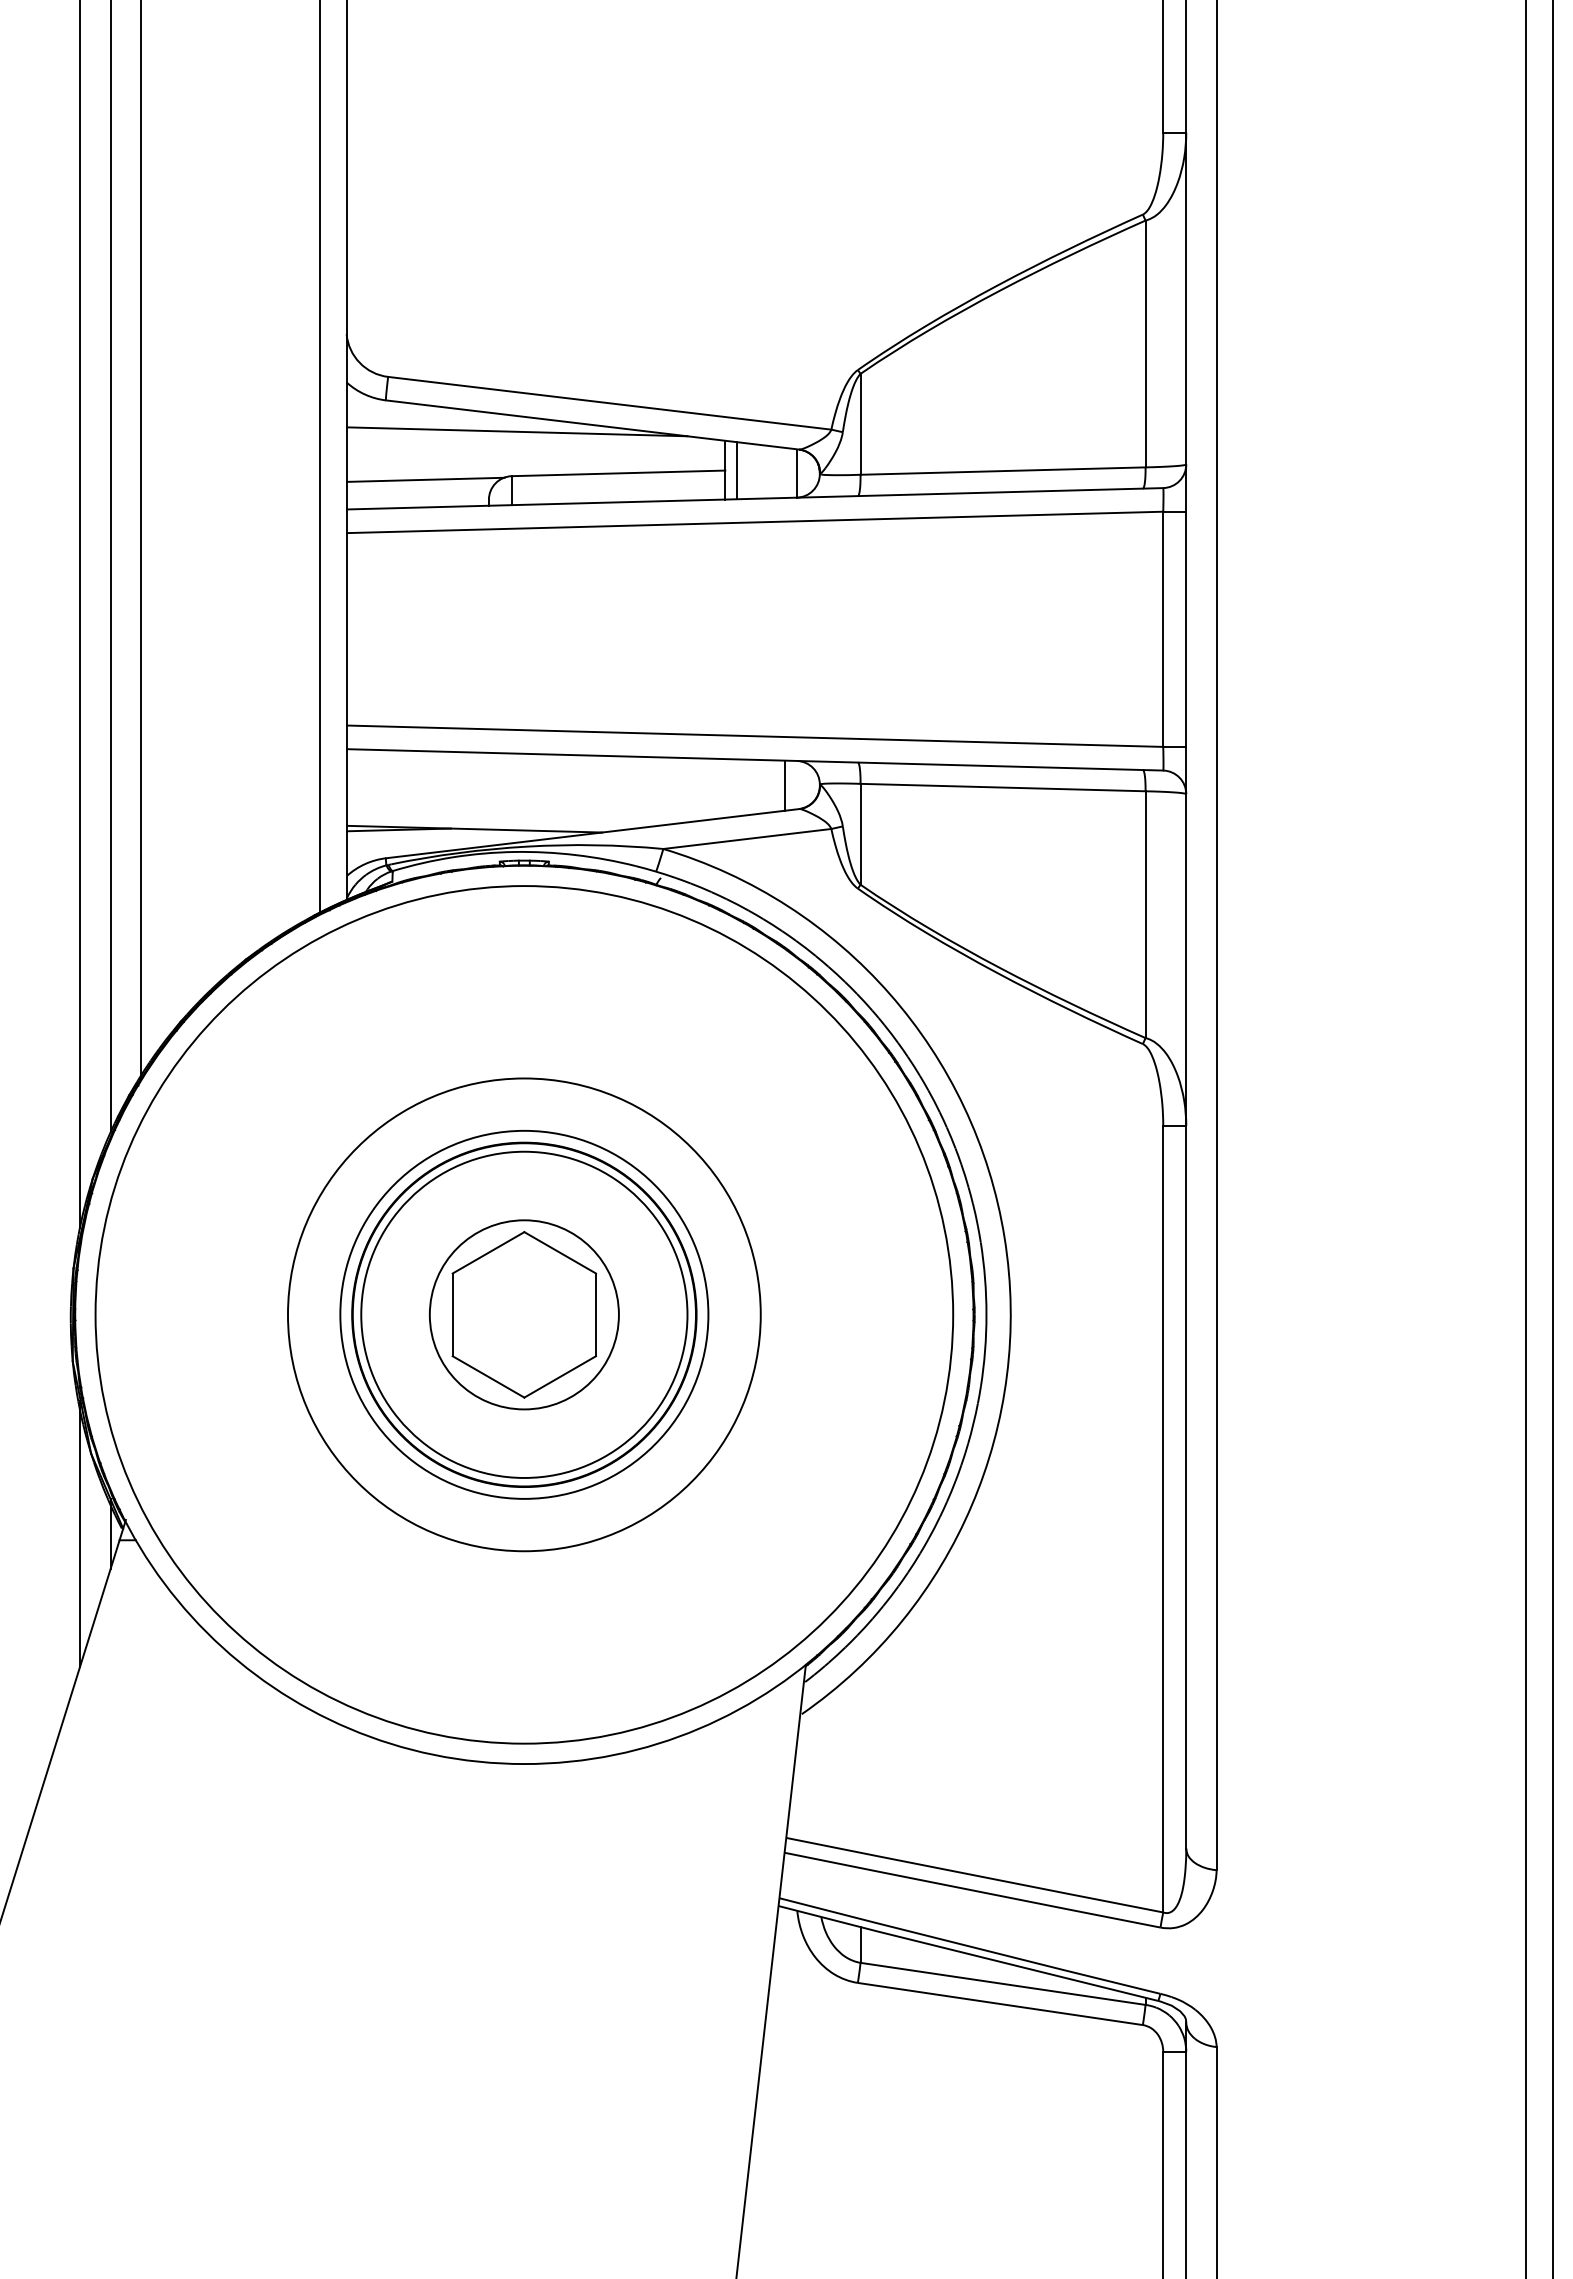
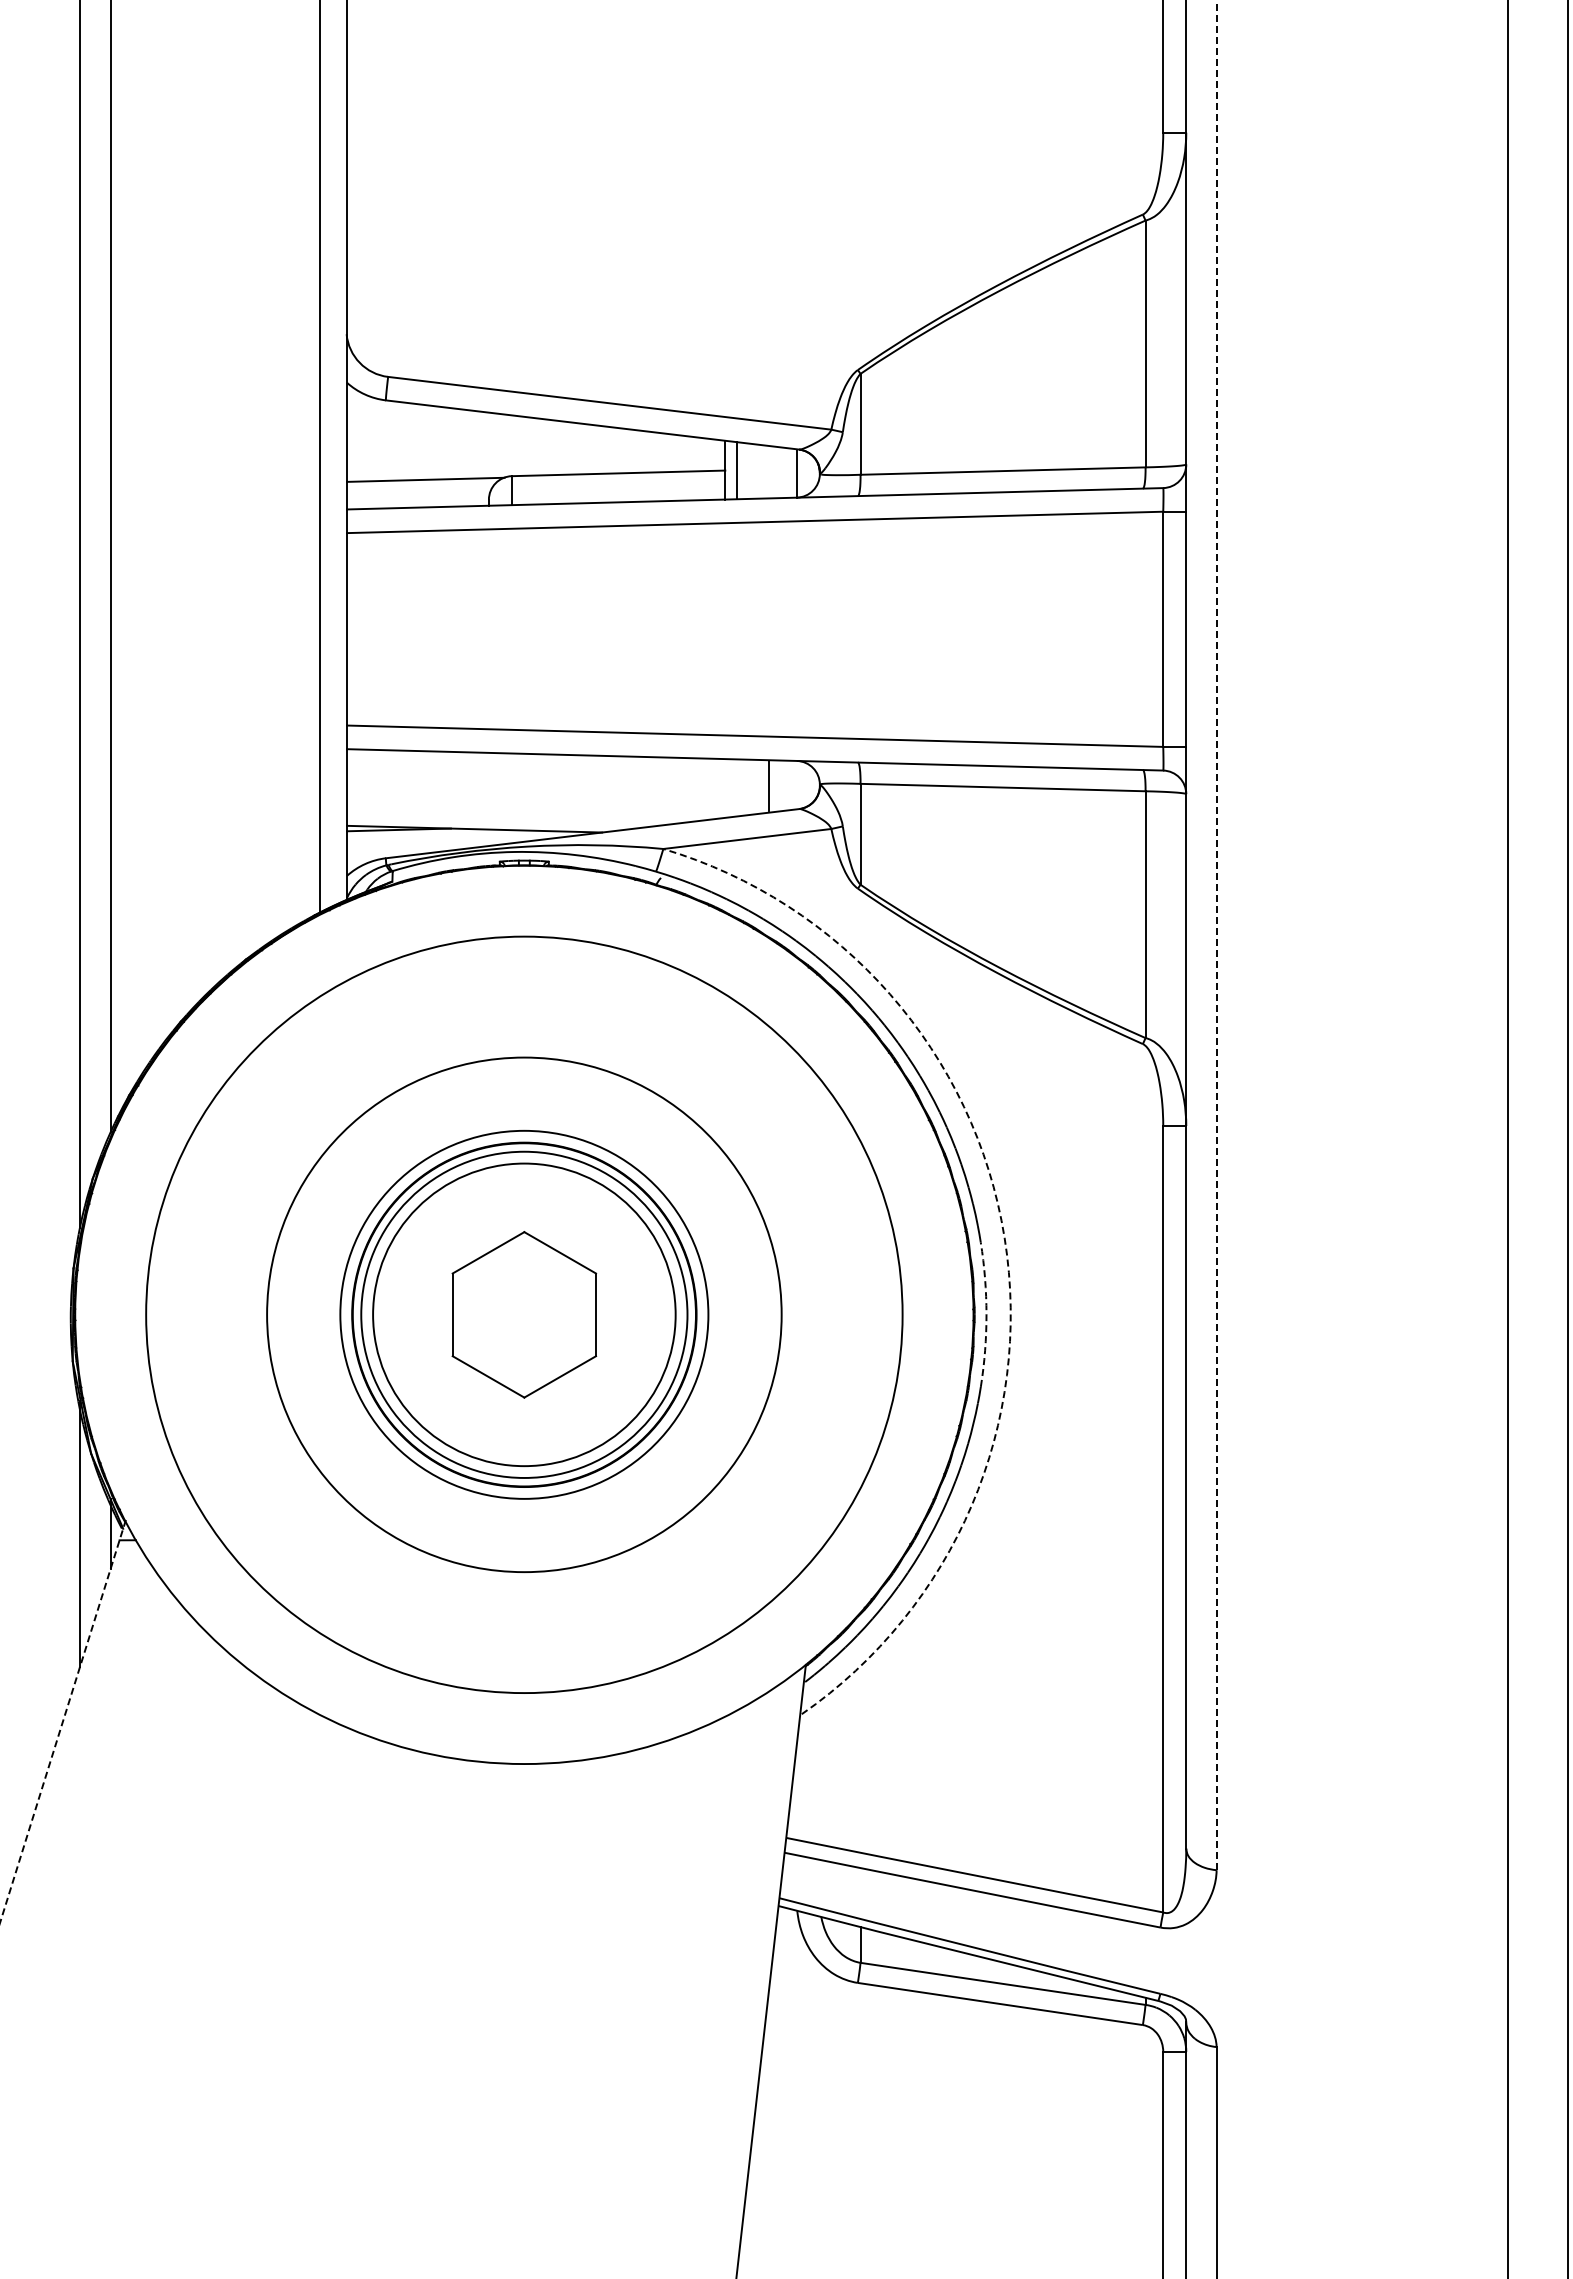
line: present -> none (517, 431)
line: present -> none (141, 540)
line position: (785, 785) -> (769, 785) (769, 785)
line: solid -> dashed (1216, 935)
line position: (1525, 1138) -> (1507, 1138) (1507, 1138)
line position: (1552, 1138) -> (1567, 1138) (1567, 1138)
arc: solid -> dashed (1004, 1238)
circle diameter: 189 px -> 303 px (524, 1314)
circle diameter: 473 px -> 756 px (524, 1314)
circle diameter: 858 px -> 515 px (524, 1314)
arc: solid -> dashed (986, 1314)
line: solid -> dashed (63, 1721)
